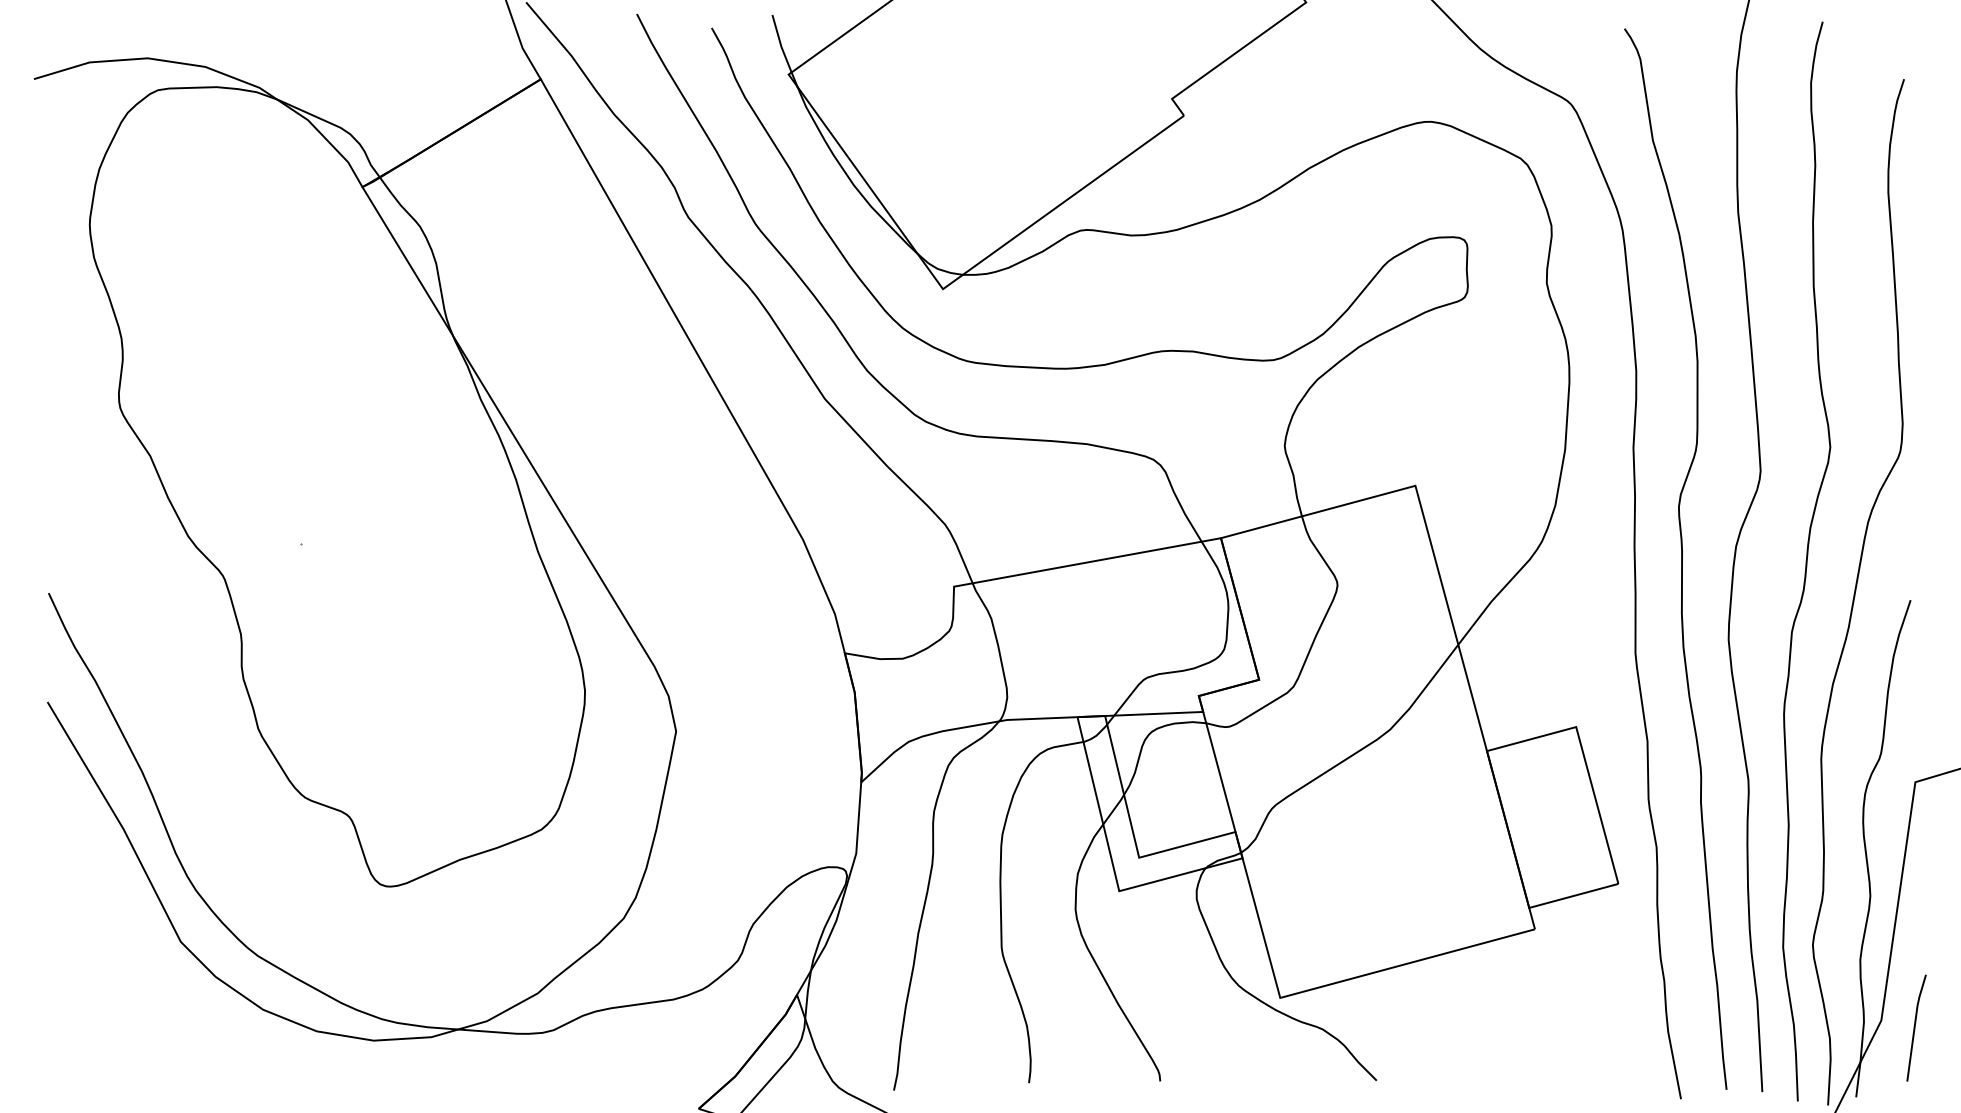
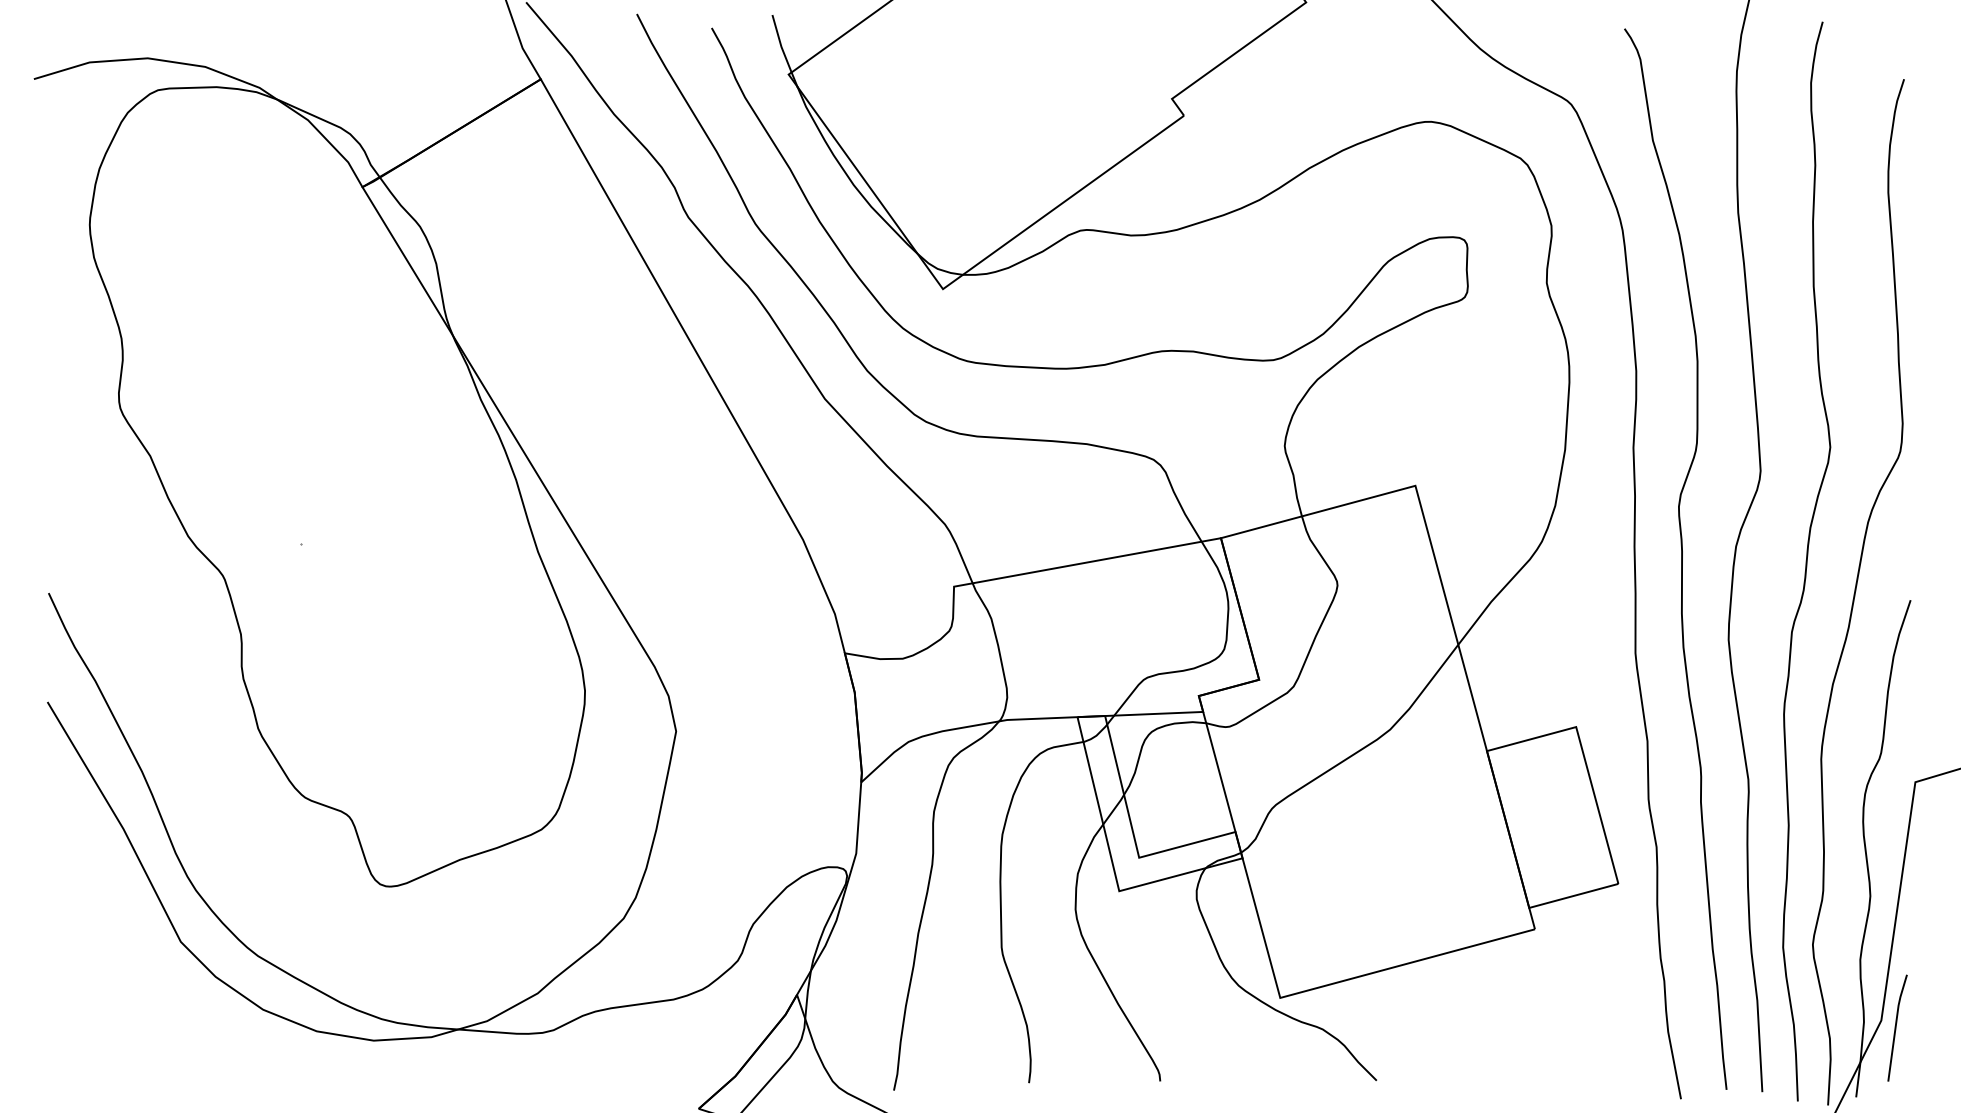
line position: (1915, 1027) -> (1896, 1027) (1896, 1027)
